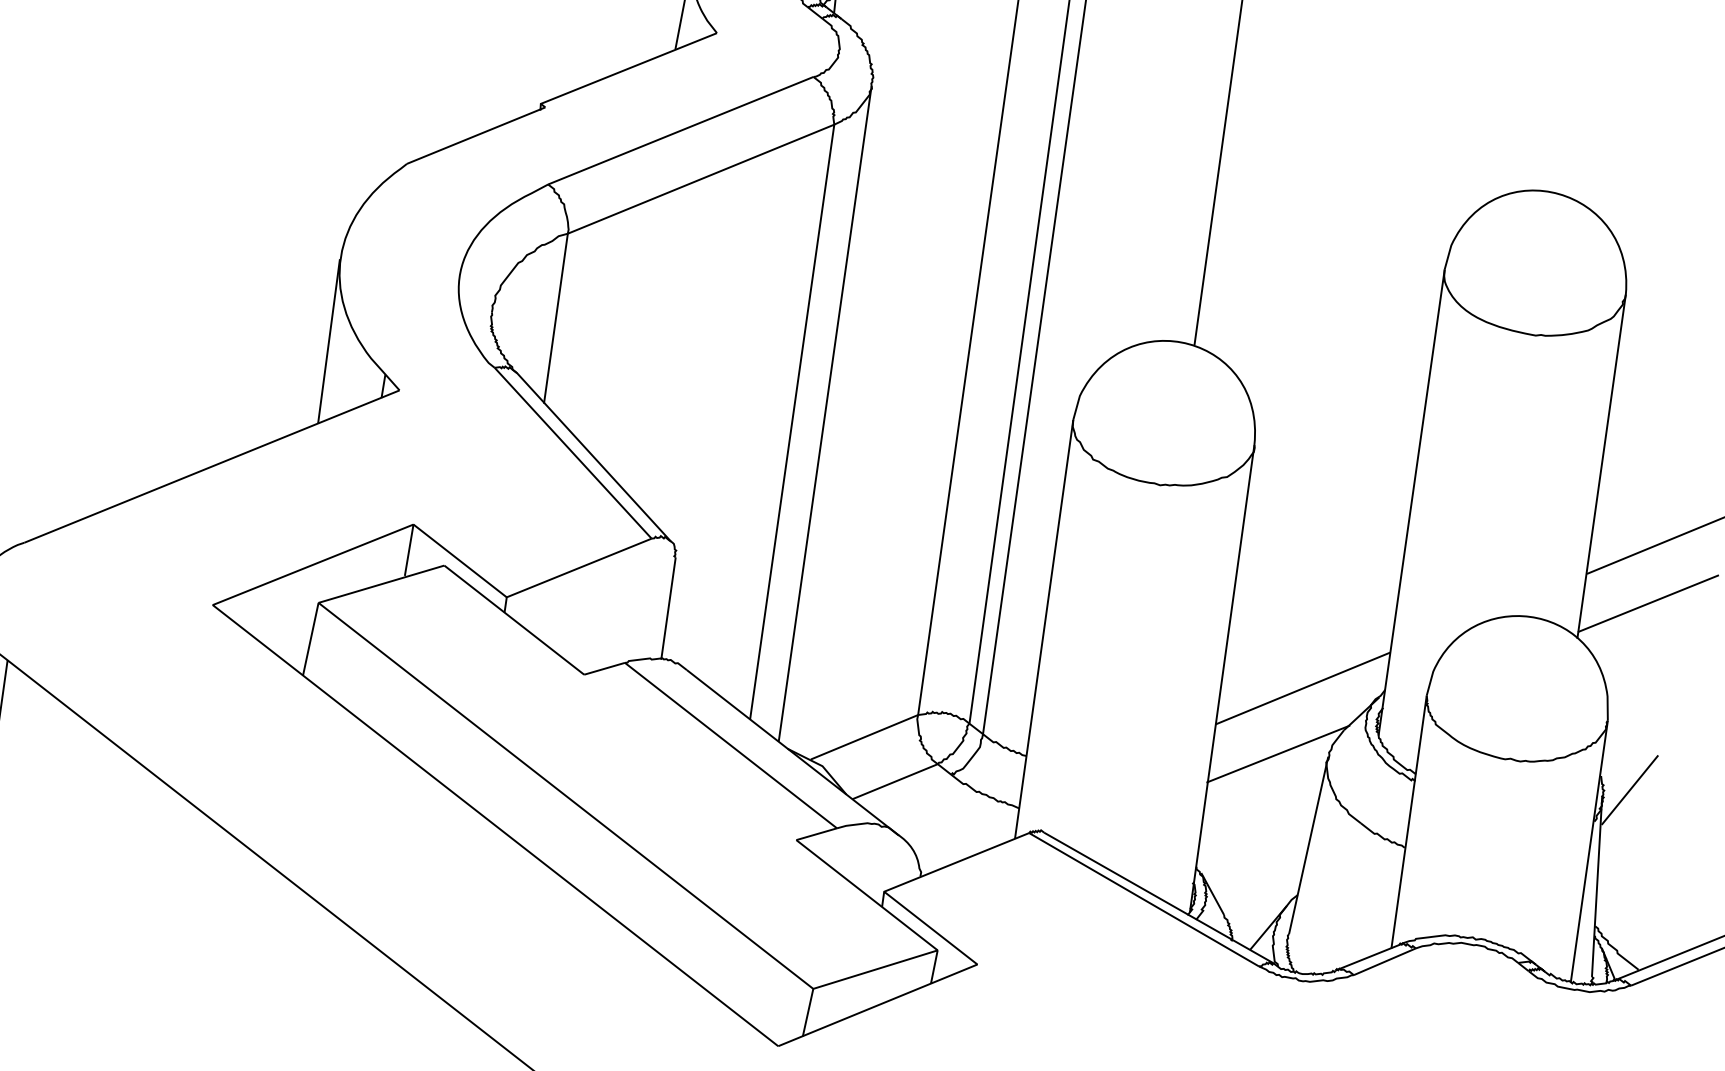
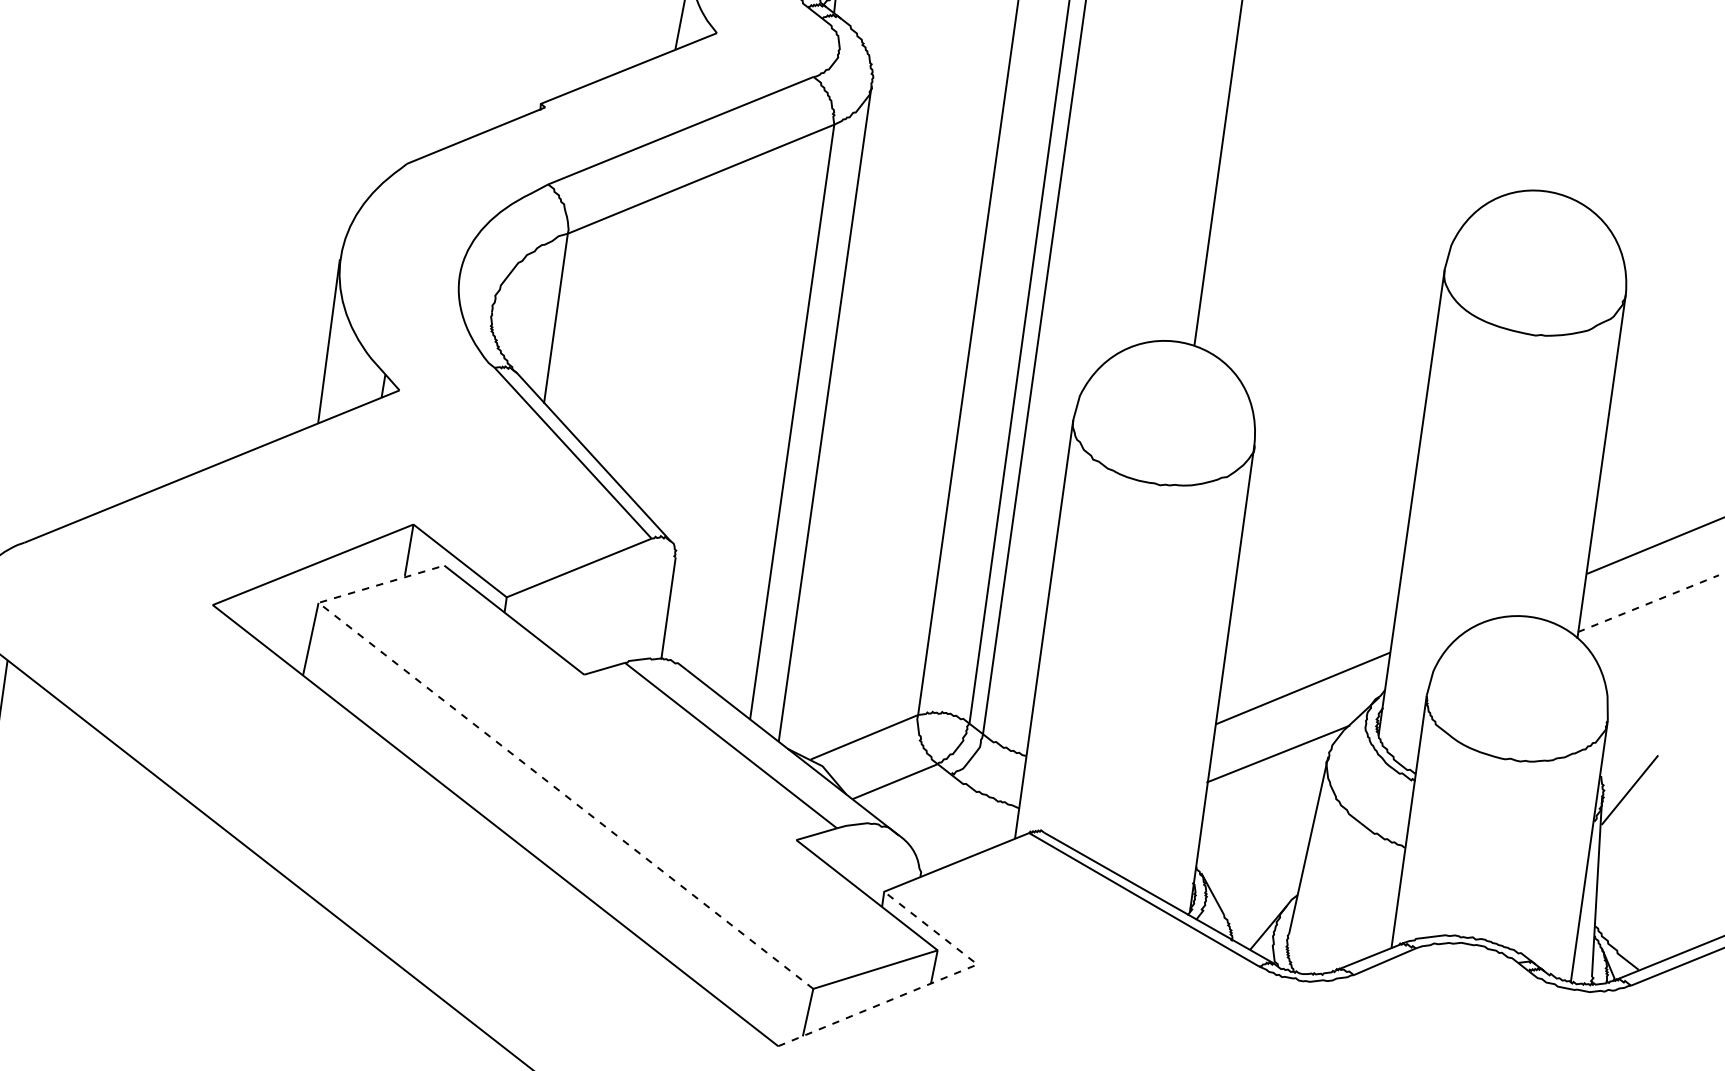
line: solid -> dashed (1648, 603)
line: solid -> dashed (513, 754)
line: solid -> dashed (933, 982)
